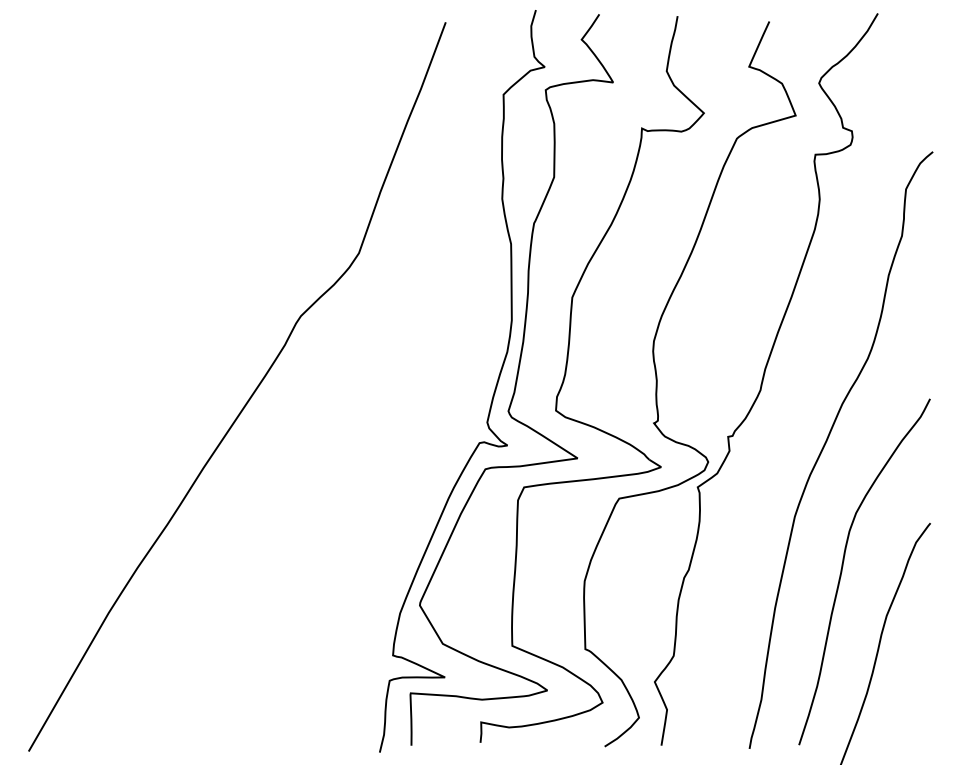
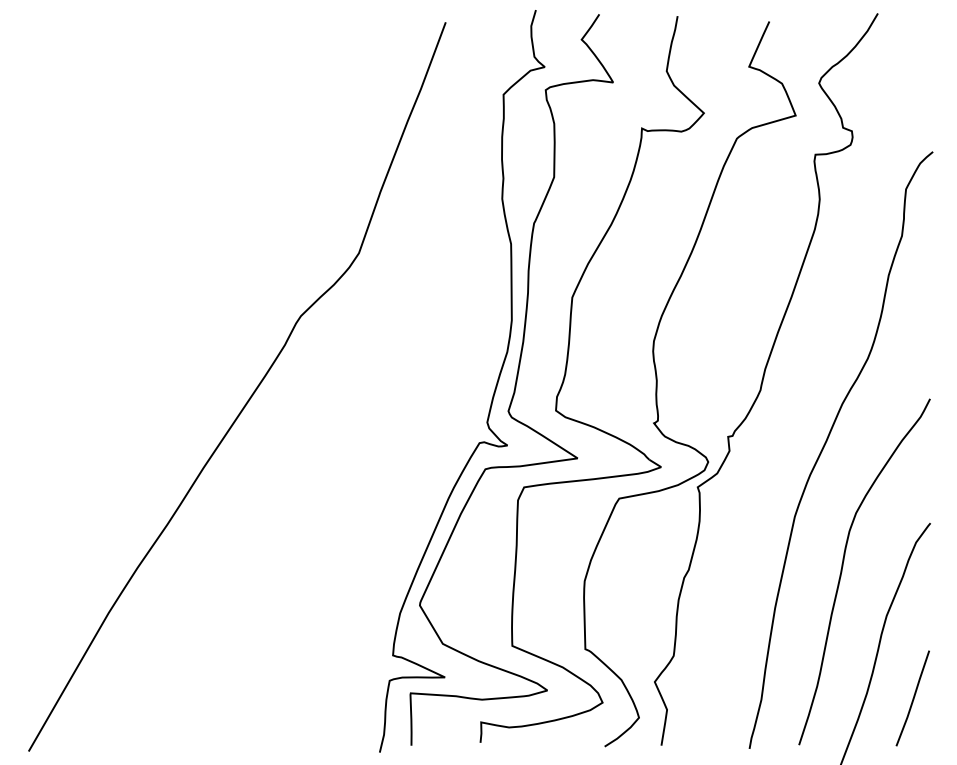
curve: none -> present (912, 698)
